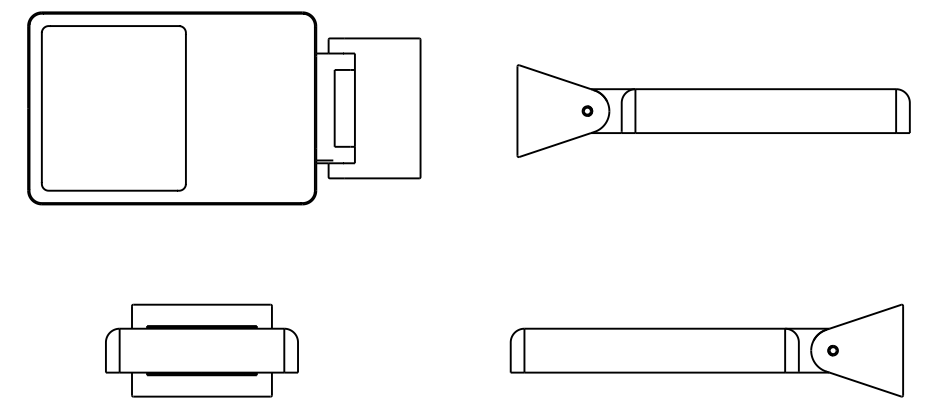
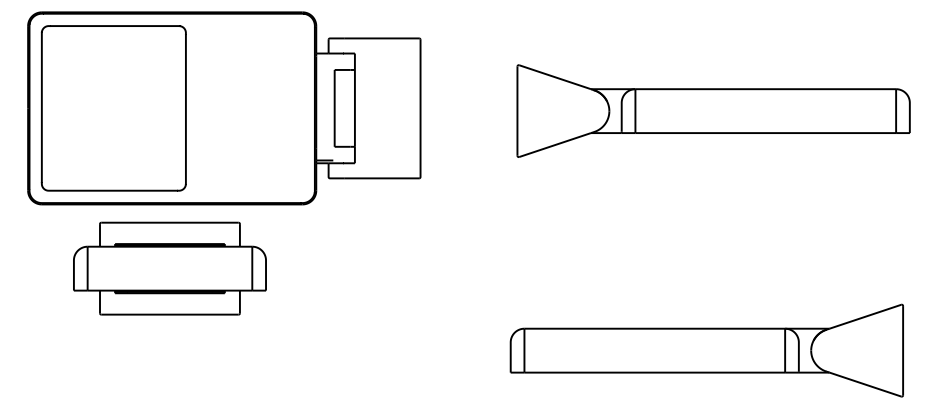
part: present -> none (587, 110)
part position: (201, 350) -> (169, 268) (169, 268)
part: present -> none (832, 350)
